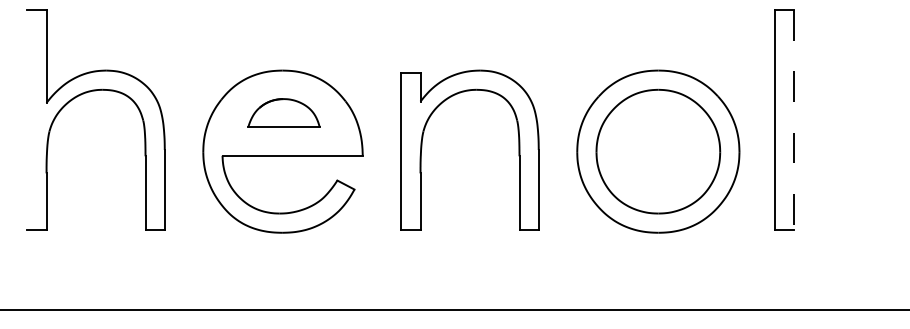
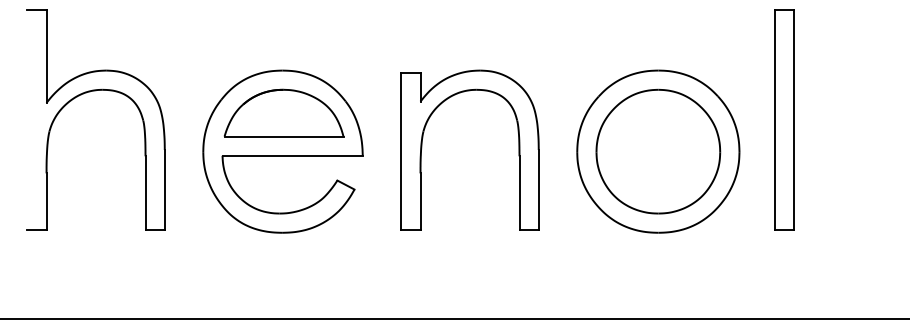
part size: 74x30 px -> 122x50 px (283, 112)
line: dashed -> solid (794, 120)
line position: (454, 309) -> (454, 318) (454, 318)
